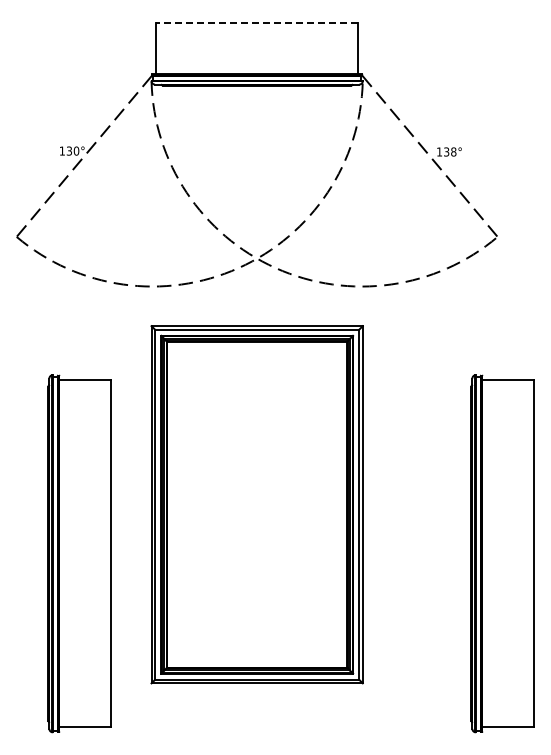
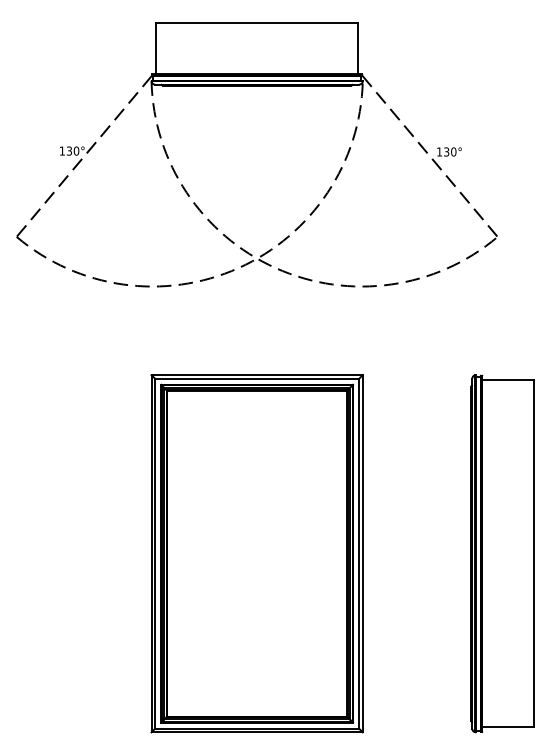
line: dashed -> solid (257, 22)
text: 138° -> 130° (453, 151)
part position: (256, 504) -> (256, 553) (256, 553)
part: present -> none (79, 553)
